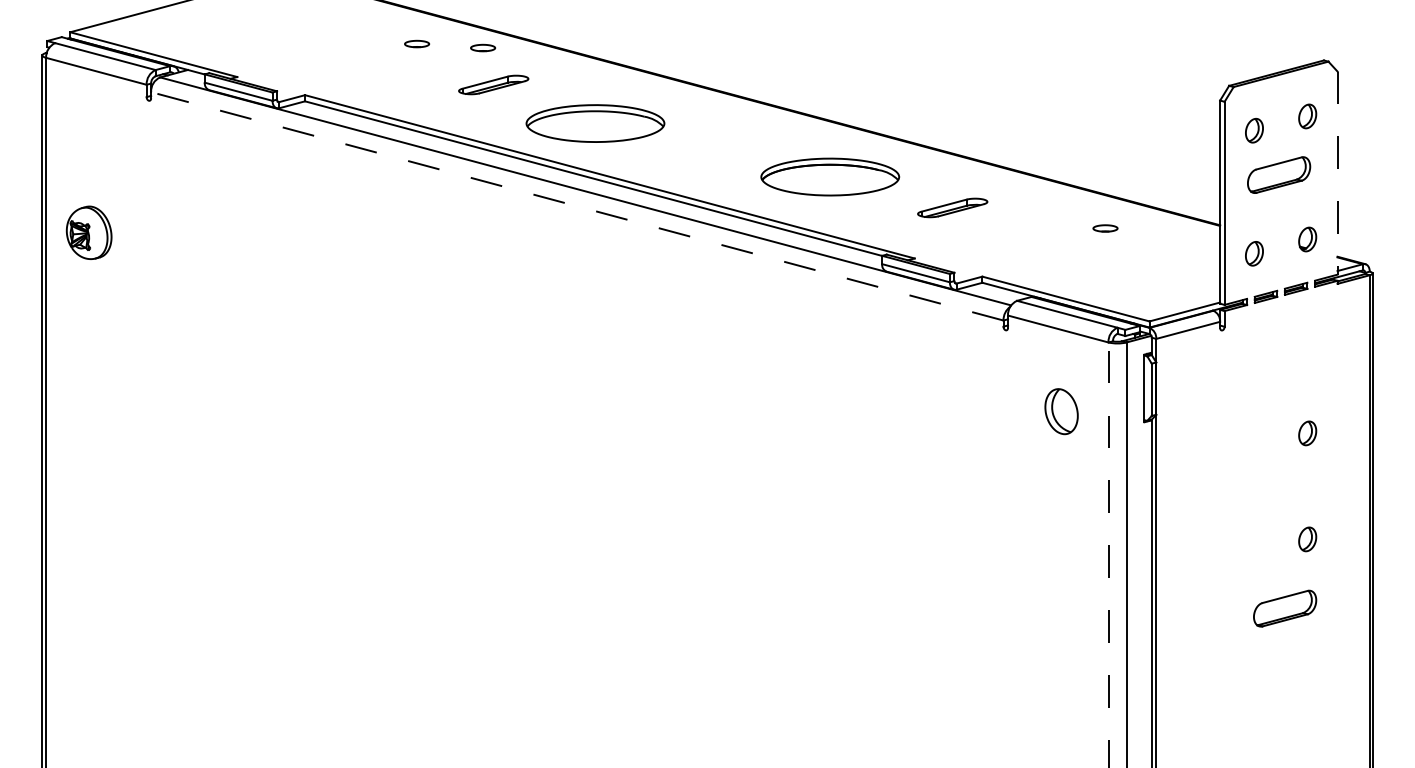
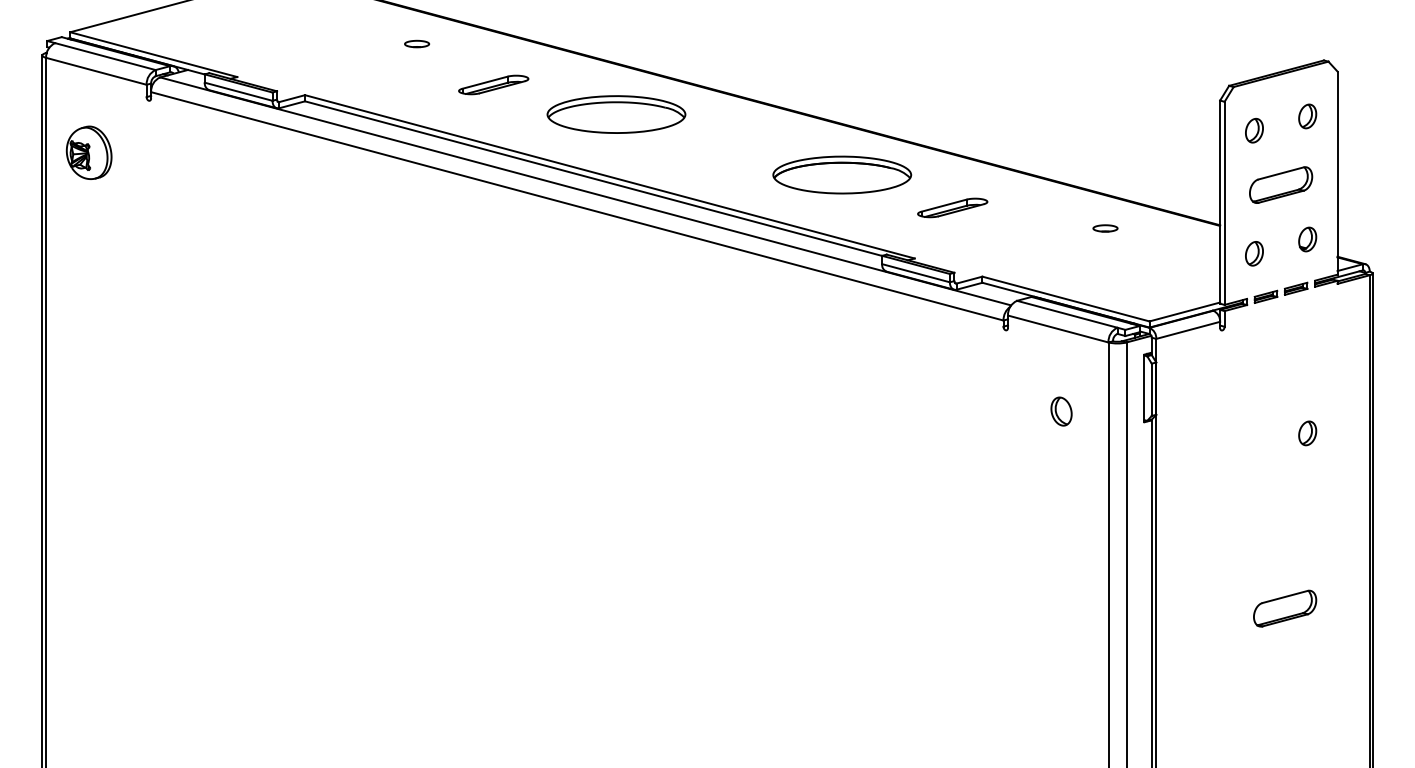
part: present -> none (483, 47)
part position: (595, 123) -> (616, 114) (616, 114)
line: dashed -> solid (1337, 173)
part position: (1279, 174) -> (1281, 184) (1281, 184)
part position: (830, 176) -> (842, 174) (842, 174)
line: dashed -> solid (576, 206)
part position: (88, 232) -> (88, 152) (88, 152)
part size: 35x48 px -> 23x31 px (1061, 411)
part: present -> none (1307, 539)
line: dashed -> solid (1108, 554)
